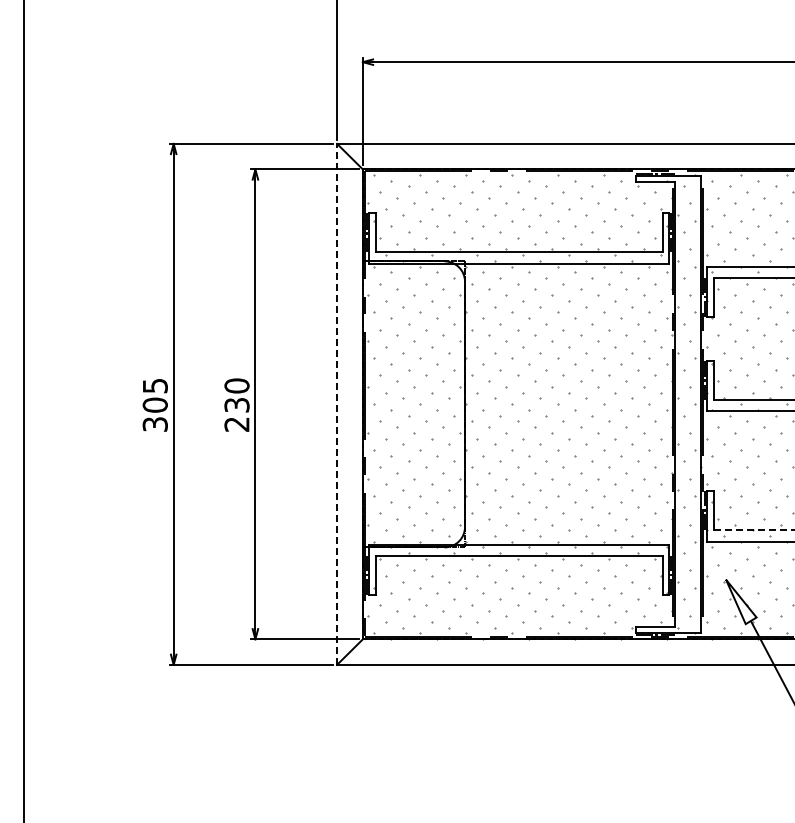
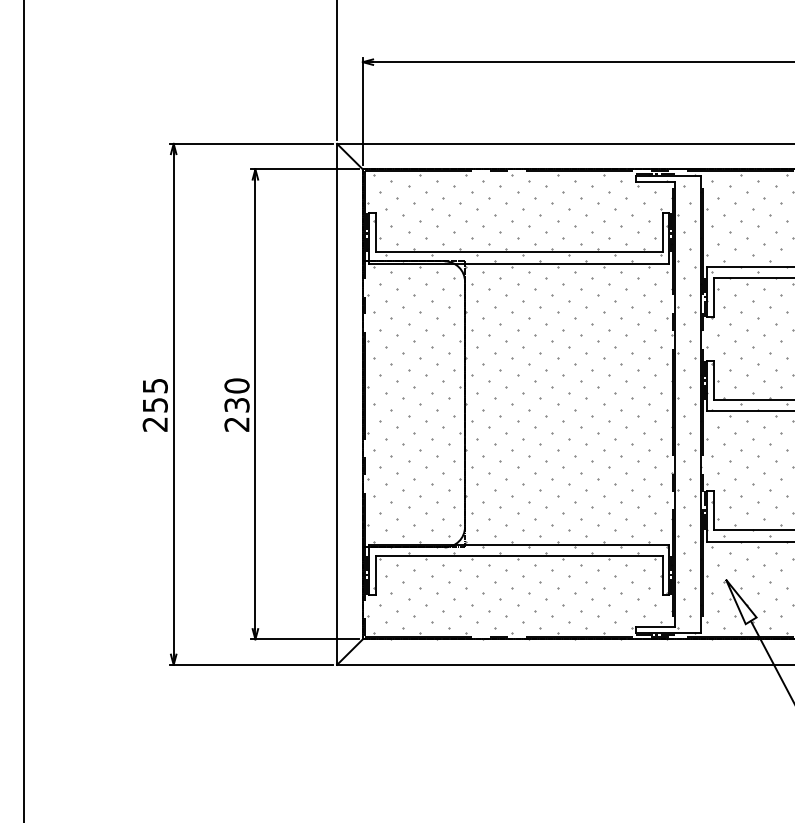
line: dashed -> solid (337, 403)
text: 305 -> 255 (154, 414)
line: dashed -> solid (754, 530)
